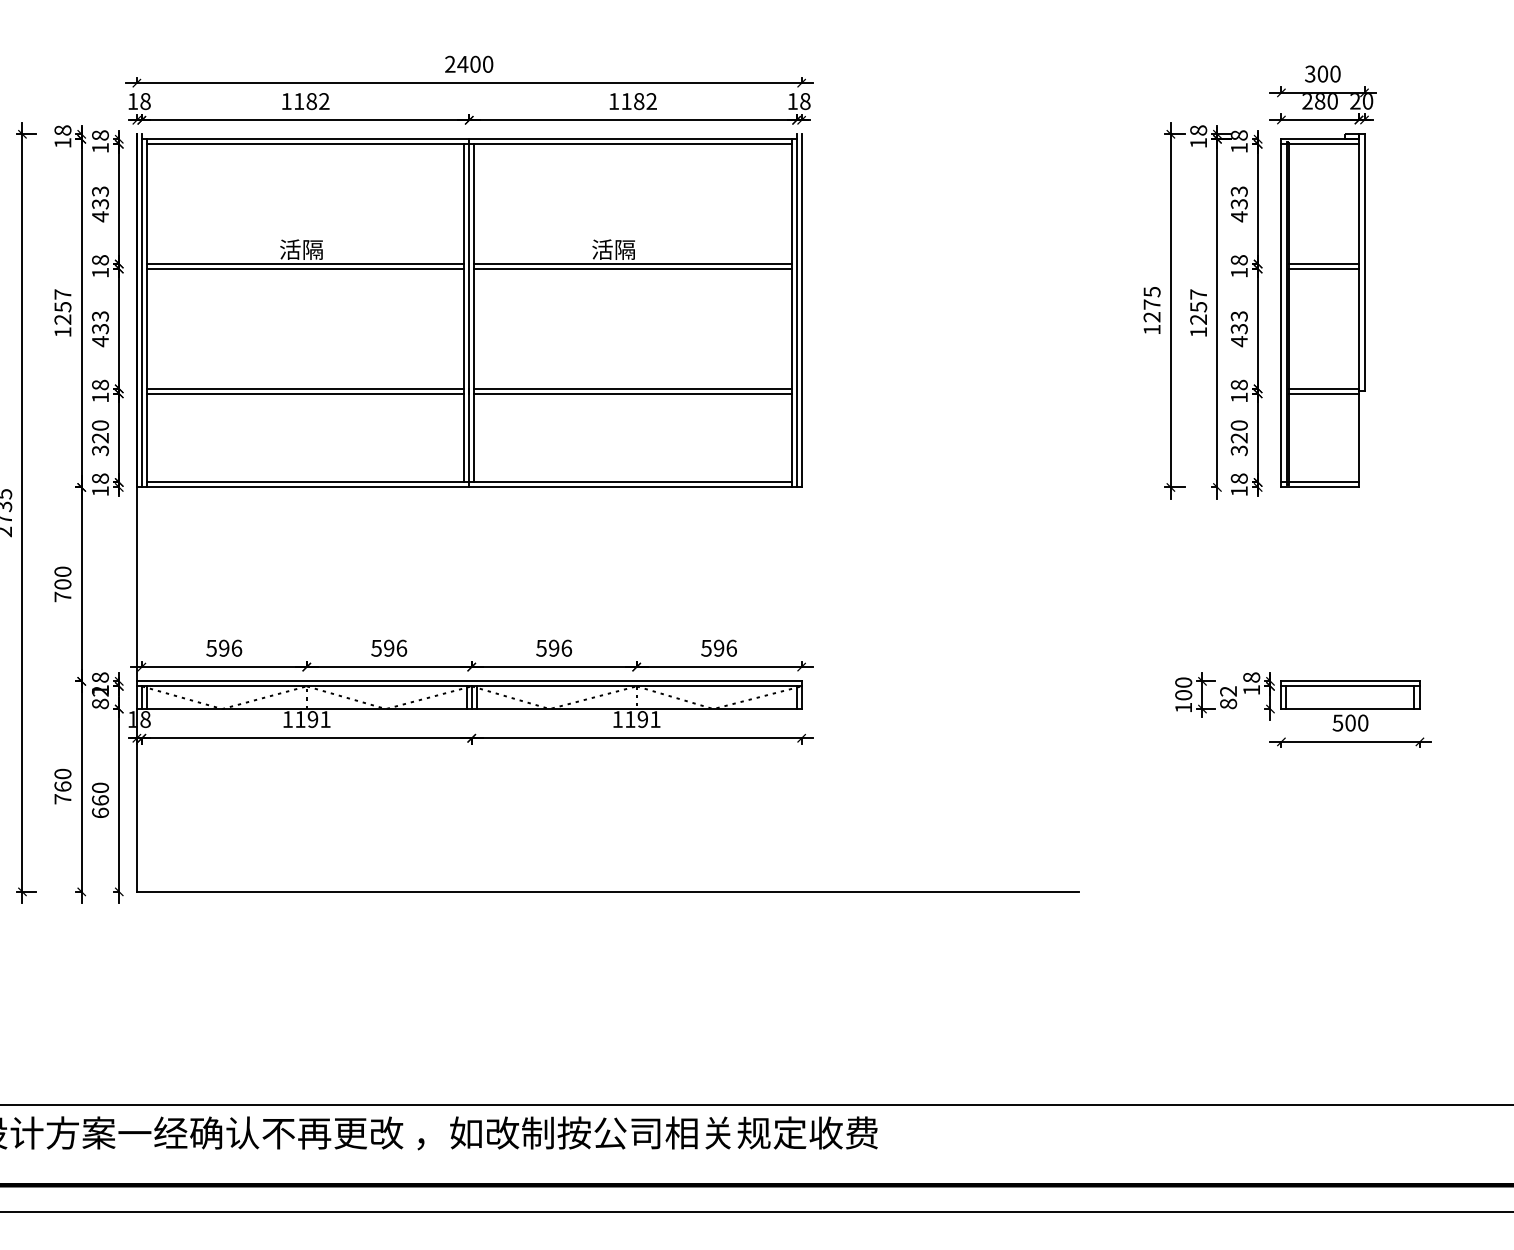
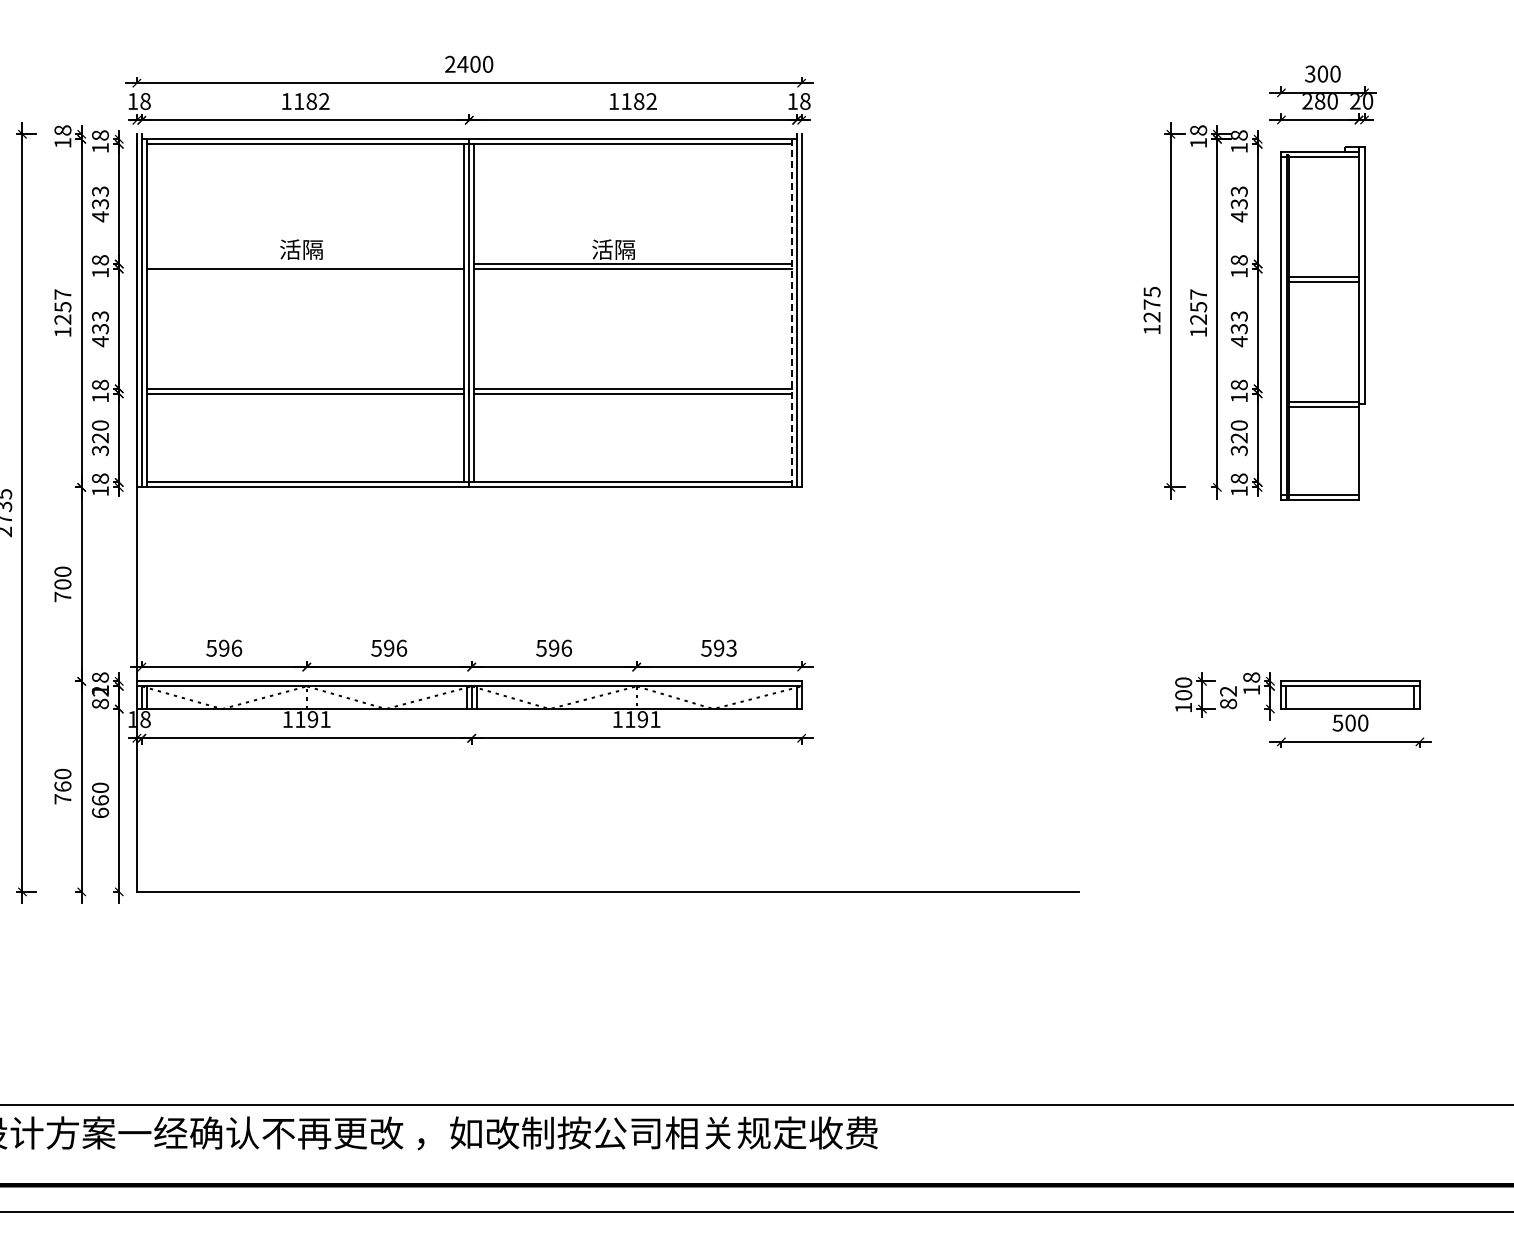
line: present -> none (305, 264)
part position: (1322, 310) -> (1322, 323) (1322, 323)
line: solid -> dashed (791, 312)
text: 596 -> 593 (731, 647)
